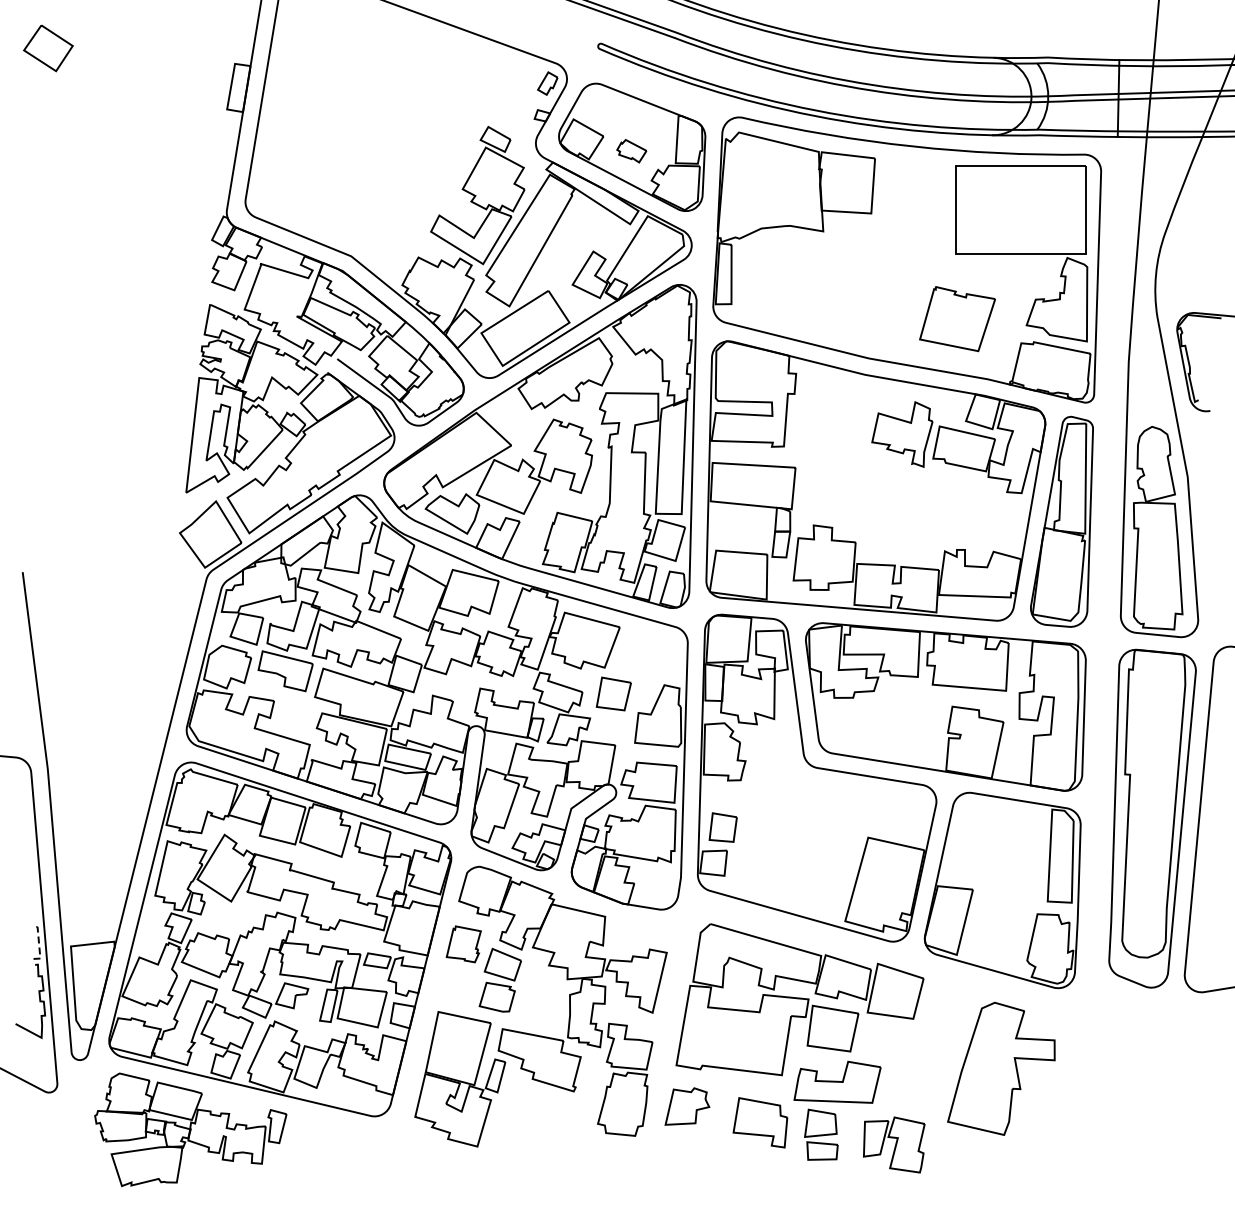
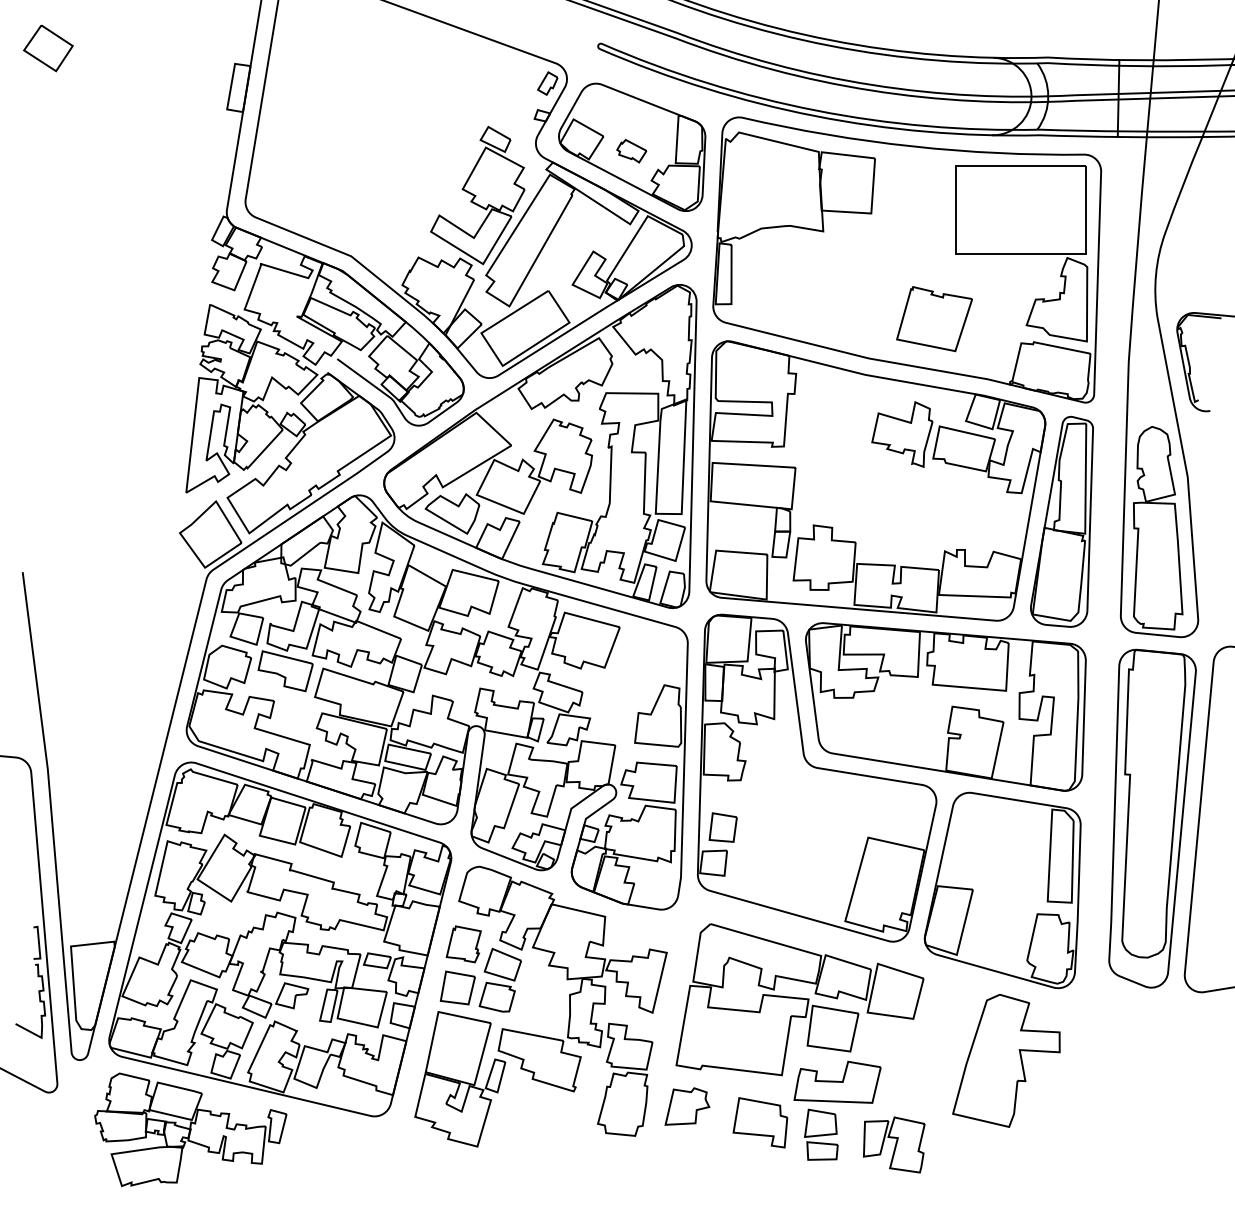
part position: (957, 319) -> (934, 319) (934, 319)
part position: (613, 693) -> (457, 987) (457, 987)
line: dashed -> solid (39, 943)
part position: (1001, 1068) -> (1006, 1060) (1006, 1060)
